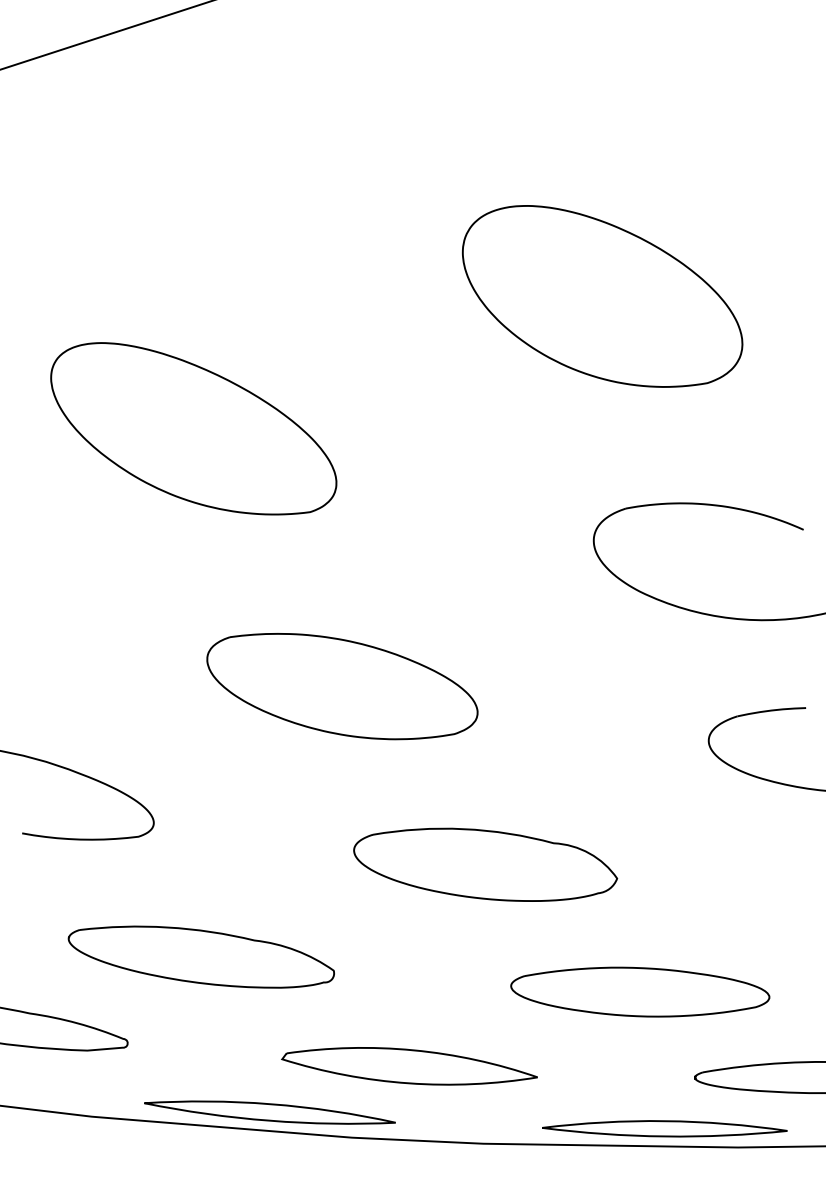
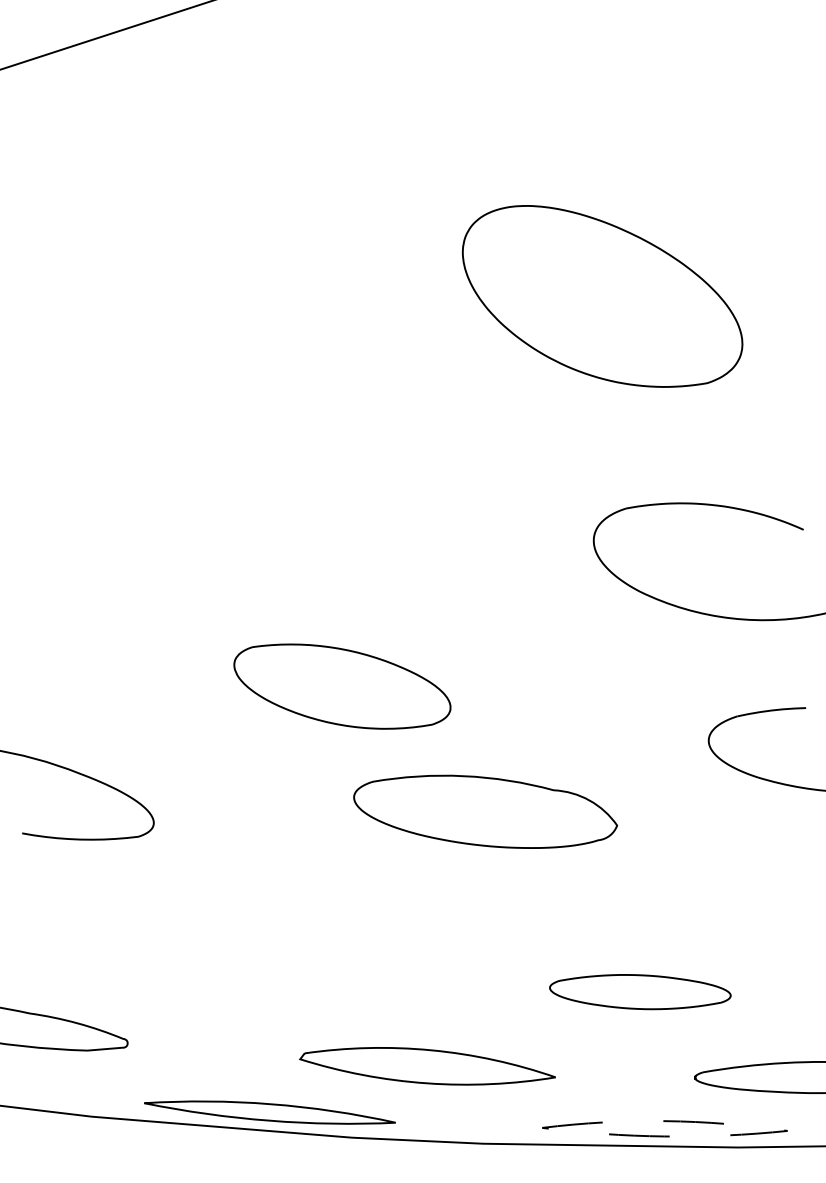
part: present -> none (193, 428)
part size: 273x108 px -> 219x87 px (342, 686)
part position: (485, 864) -> (485, 811) (485, 811)
part: present -> none (200, 956)
part size: 261x52 px -> 183x37 px (640, 992)
part position: (409, 1066) -> (427, 1066) (427, 1066)
line: solid -> dashed (787, 1130)
